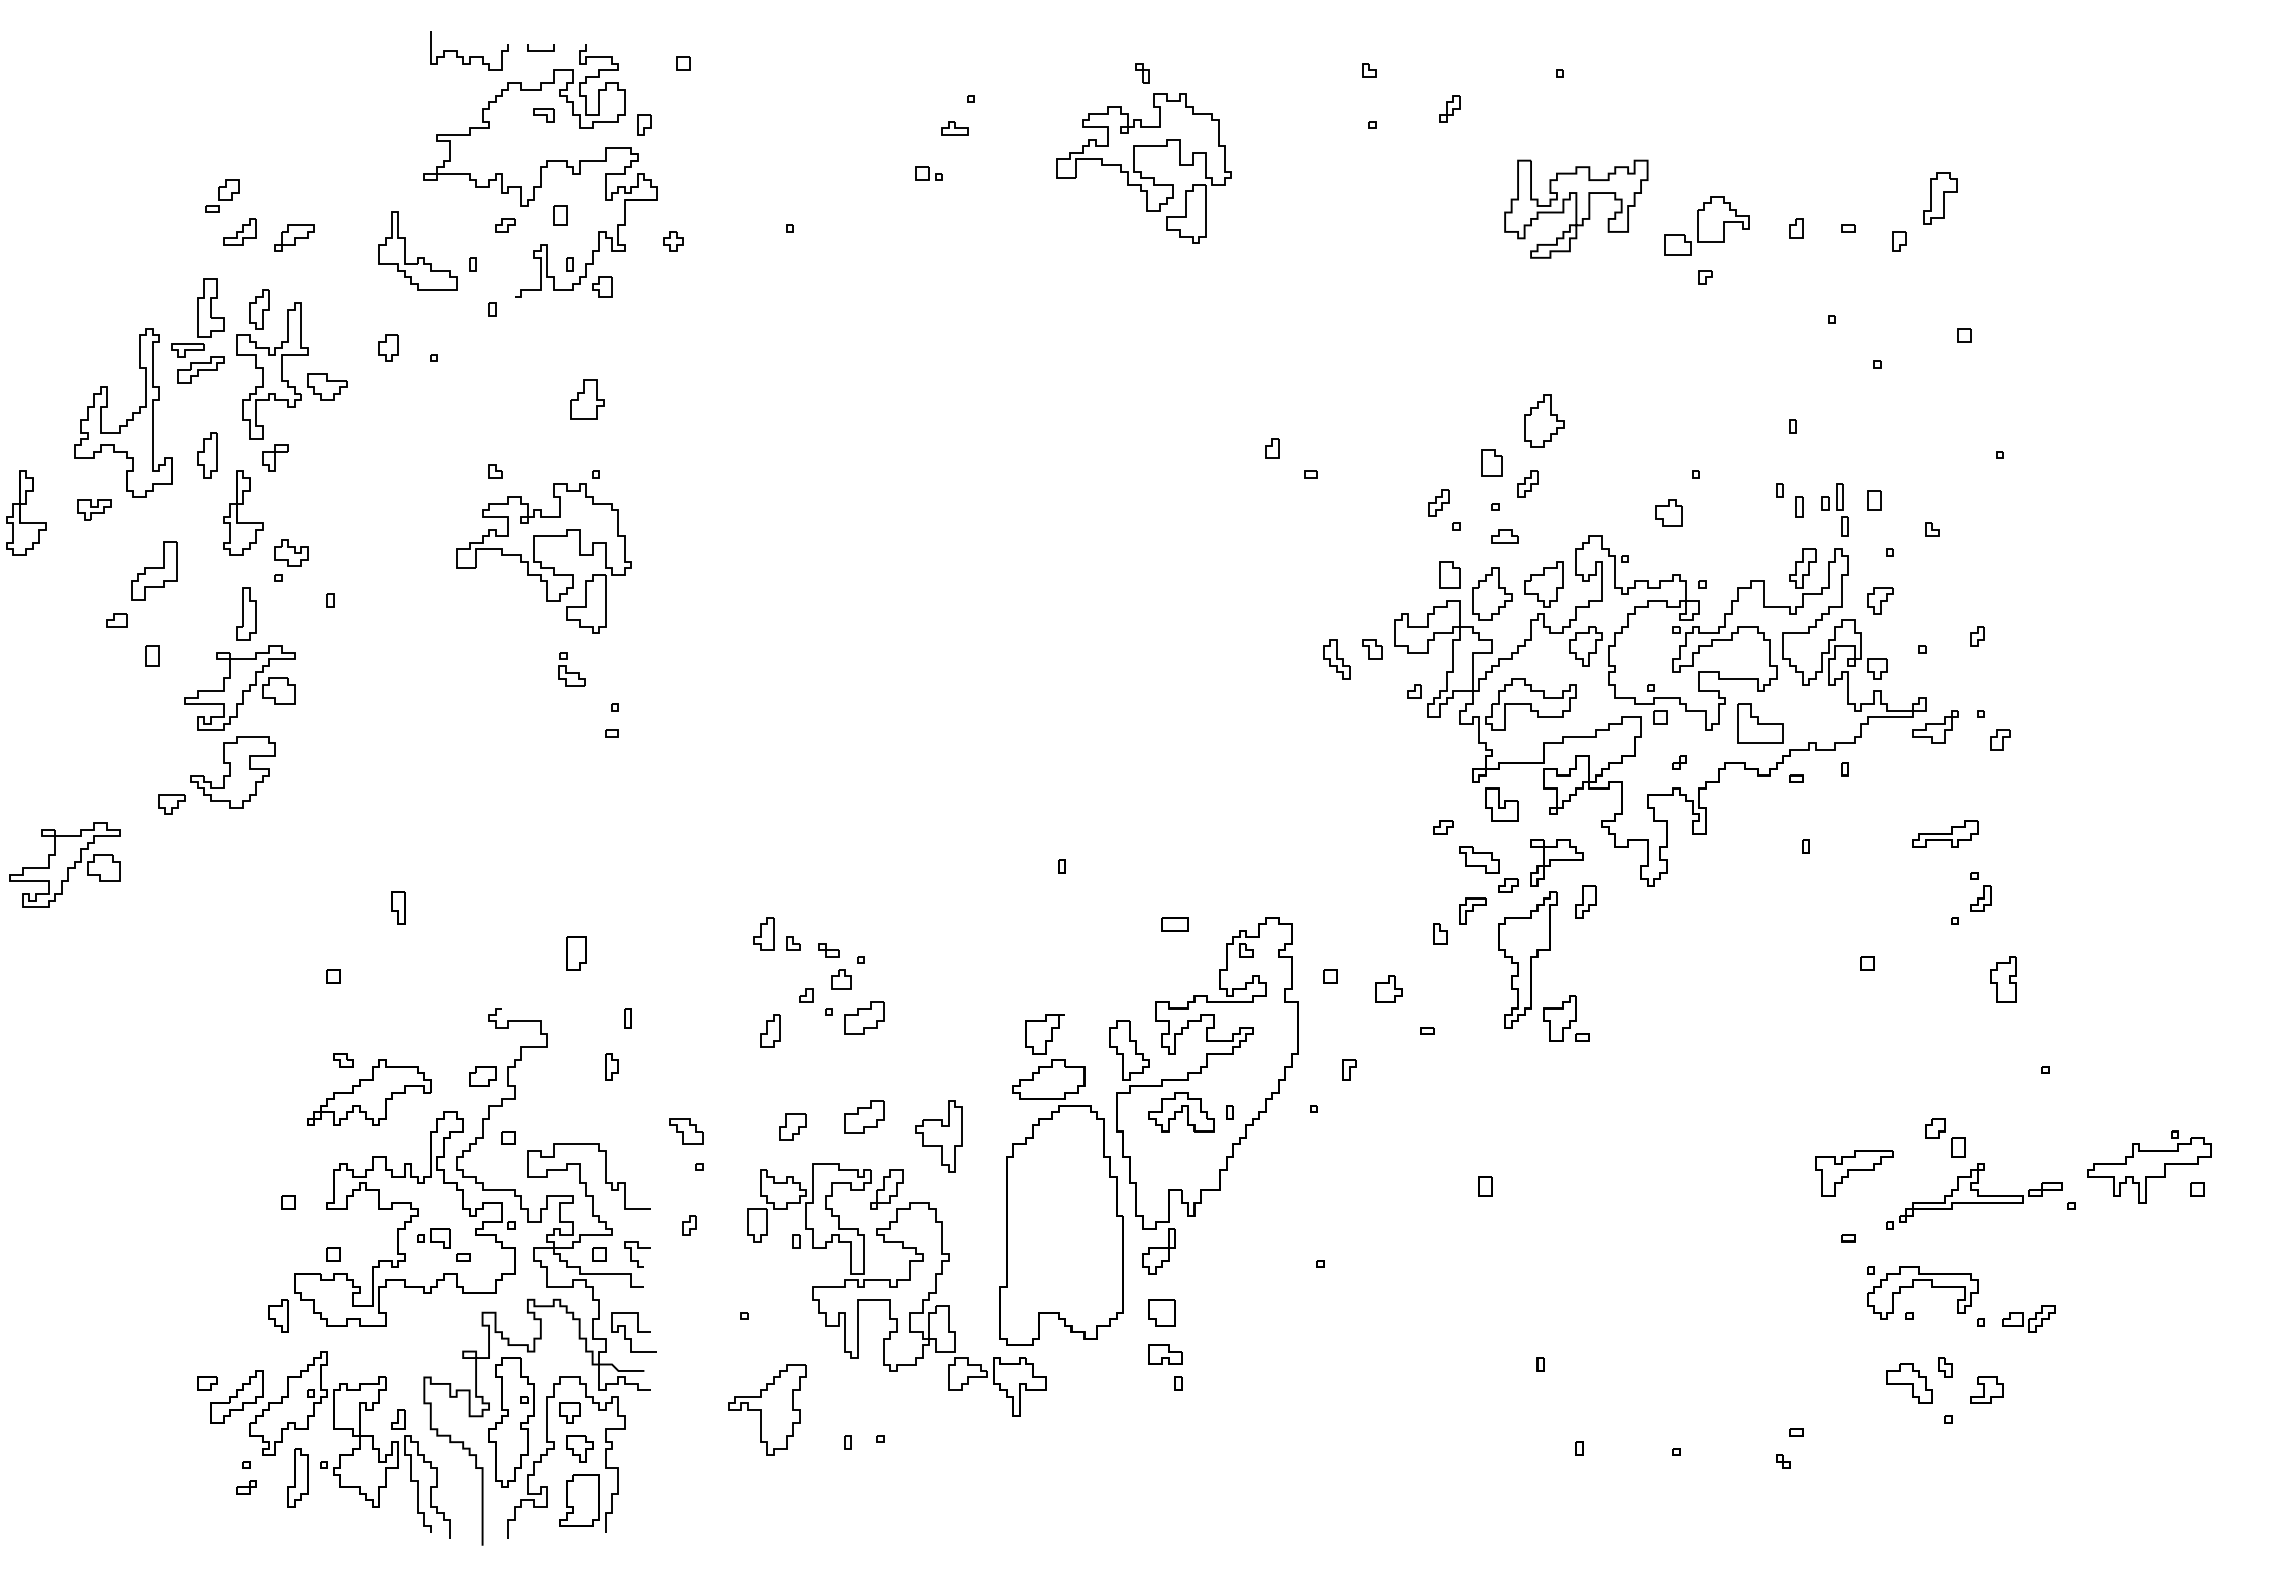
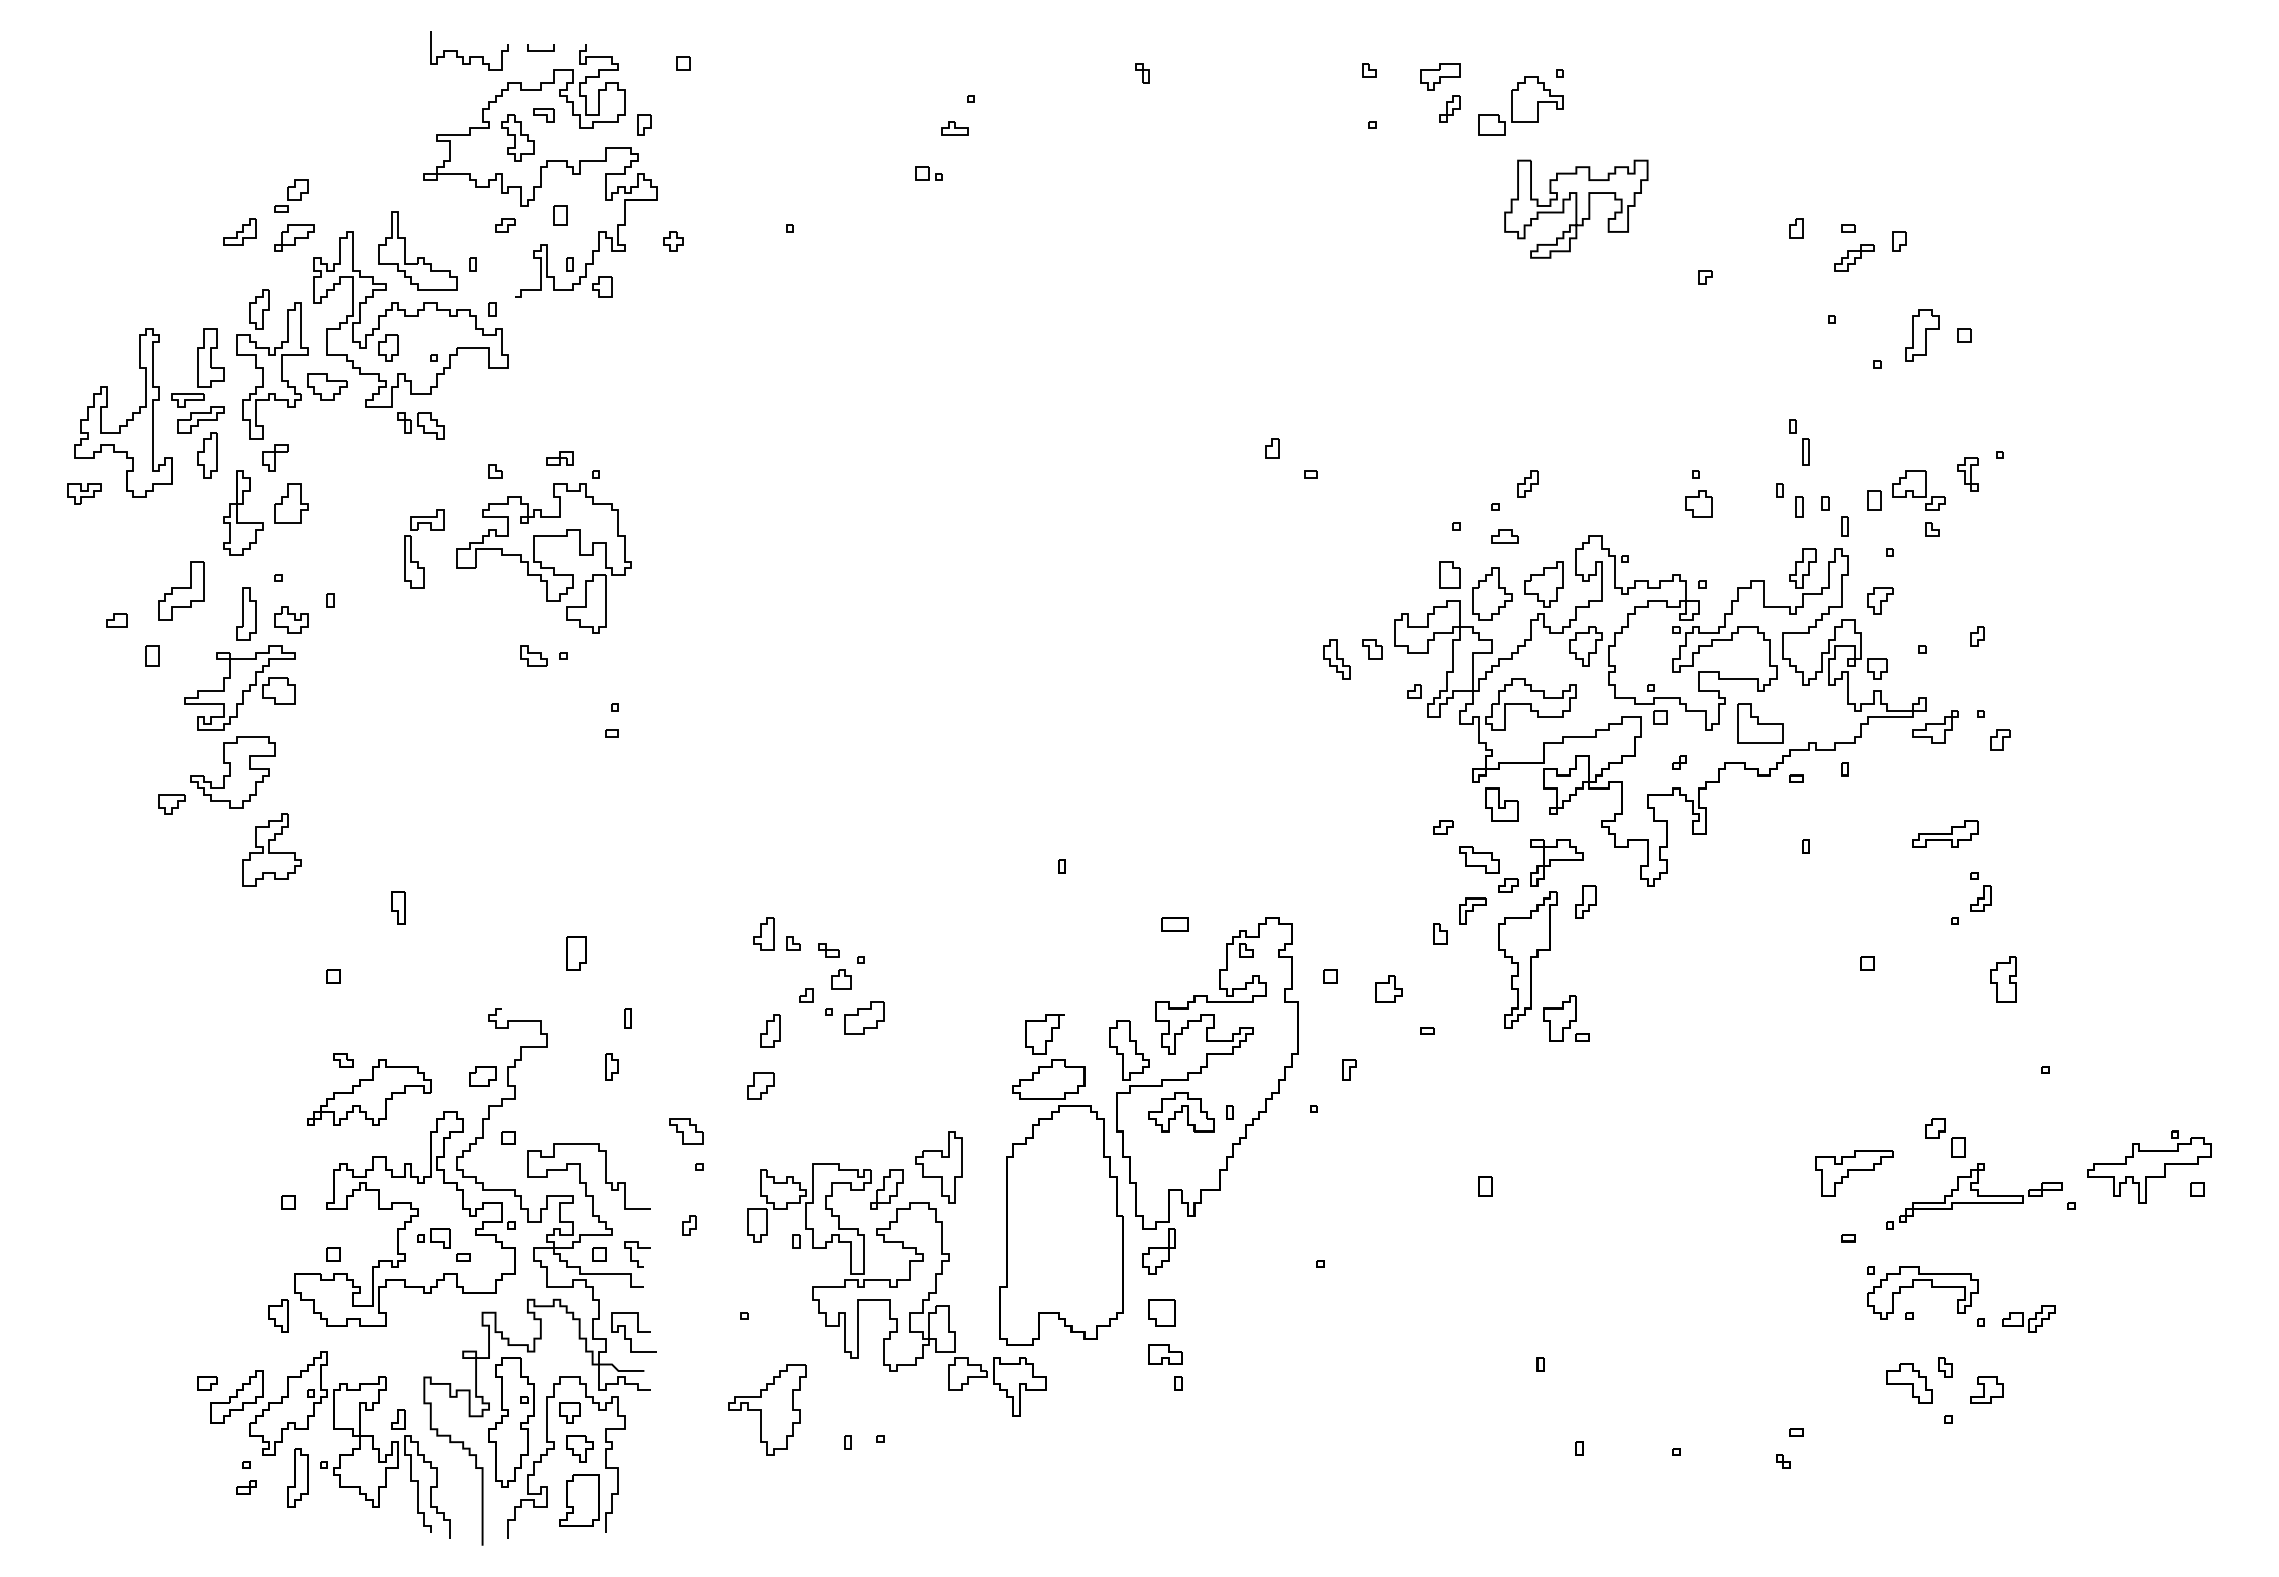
part: none -> present (1440, 76)
part: none -> present (517, 137)
part: present -> none (1143, 168)
part position: (222, 195) -> (291, 195) (291, 195)
part position: (1940, 198) -> (1922, 335) (1922, 335)
part position: (1706, 225) -> (1520, 105) (1520, 105)
part: none -> present (1854, 257)
part position: (197, 330) -> (197, 380) (197, 380)
part: none -> present (410, 335)
part position: (587, 399) -> (291, 503) (291, 503)
part: present -> none (1544, 420)
part: none -> present (559, 458)
part: present -> none (1491, 462)
part: none -> present (1967, 474)
part: none -> present (1918, 490)
part position: (1839, 496) -> (1805, 451) (1805, 451)
part: present -> none (1438, 502)
part position: (94, 509) -> (84, 493) (84, 493)
part: present -> none (26, 512)
part position: (1668, 512) -> (1698, 503) (1698, 503)
part: none -> present (411, 548)
part position: (291, 552) -> (291, 619) (291, 619)
part position: (154, 570) -> (181, 590) (181, 590)
part position: (571, 675) -> (533, 655) (533, 655)
part: none -> present (271, 849)
part: present -> none (64, 864)
part: present -> none (864, 1116)
part position: (792, 1126) -> (760, 1085) (760, 1085)
part position: (938, 1136) -> (938, 1167) (938, 1167)
